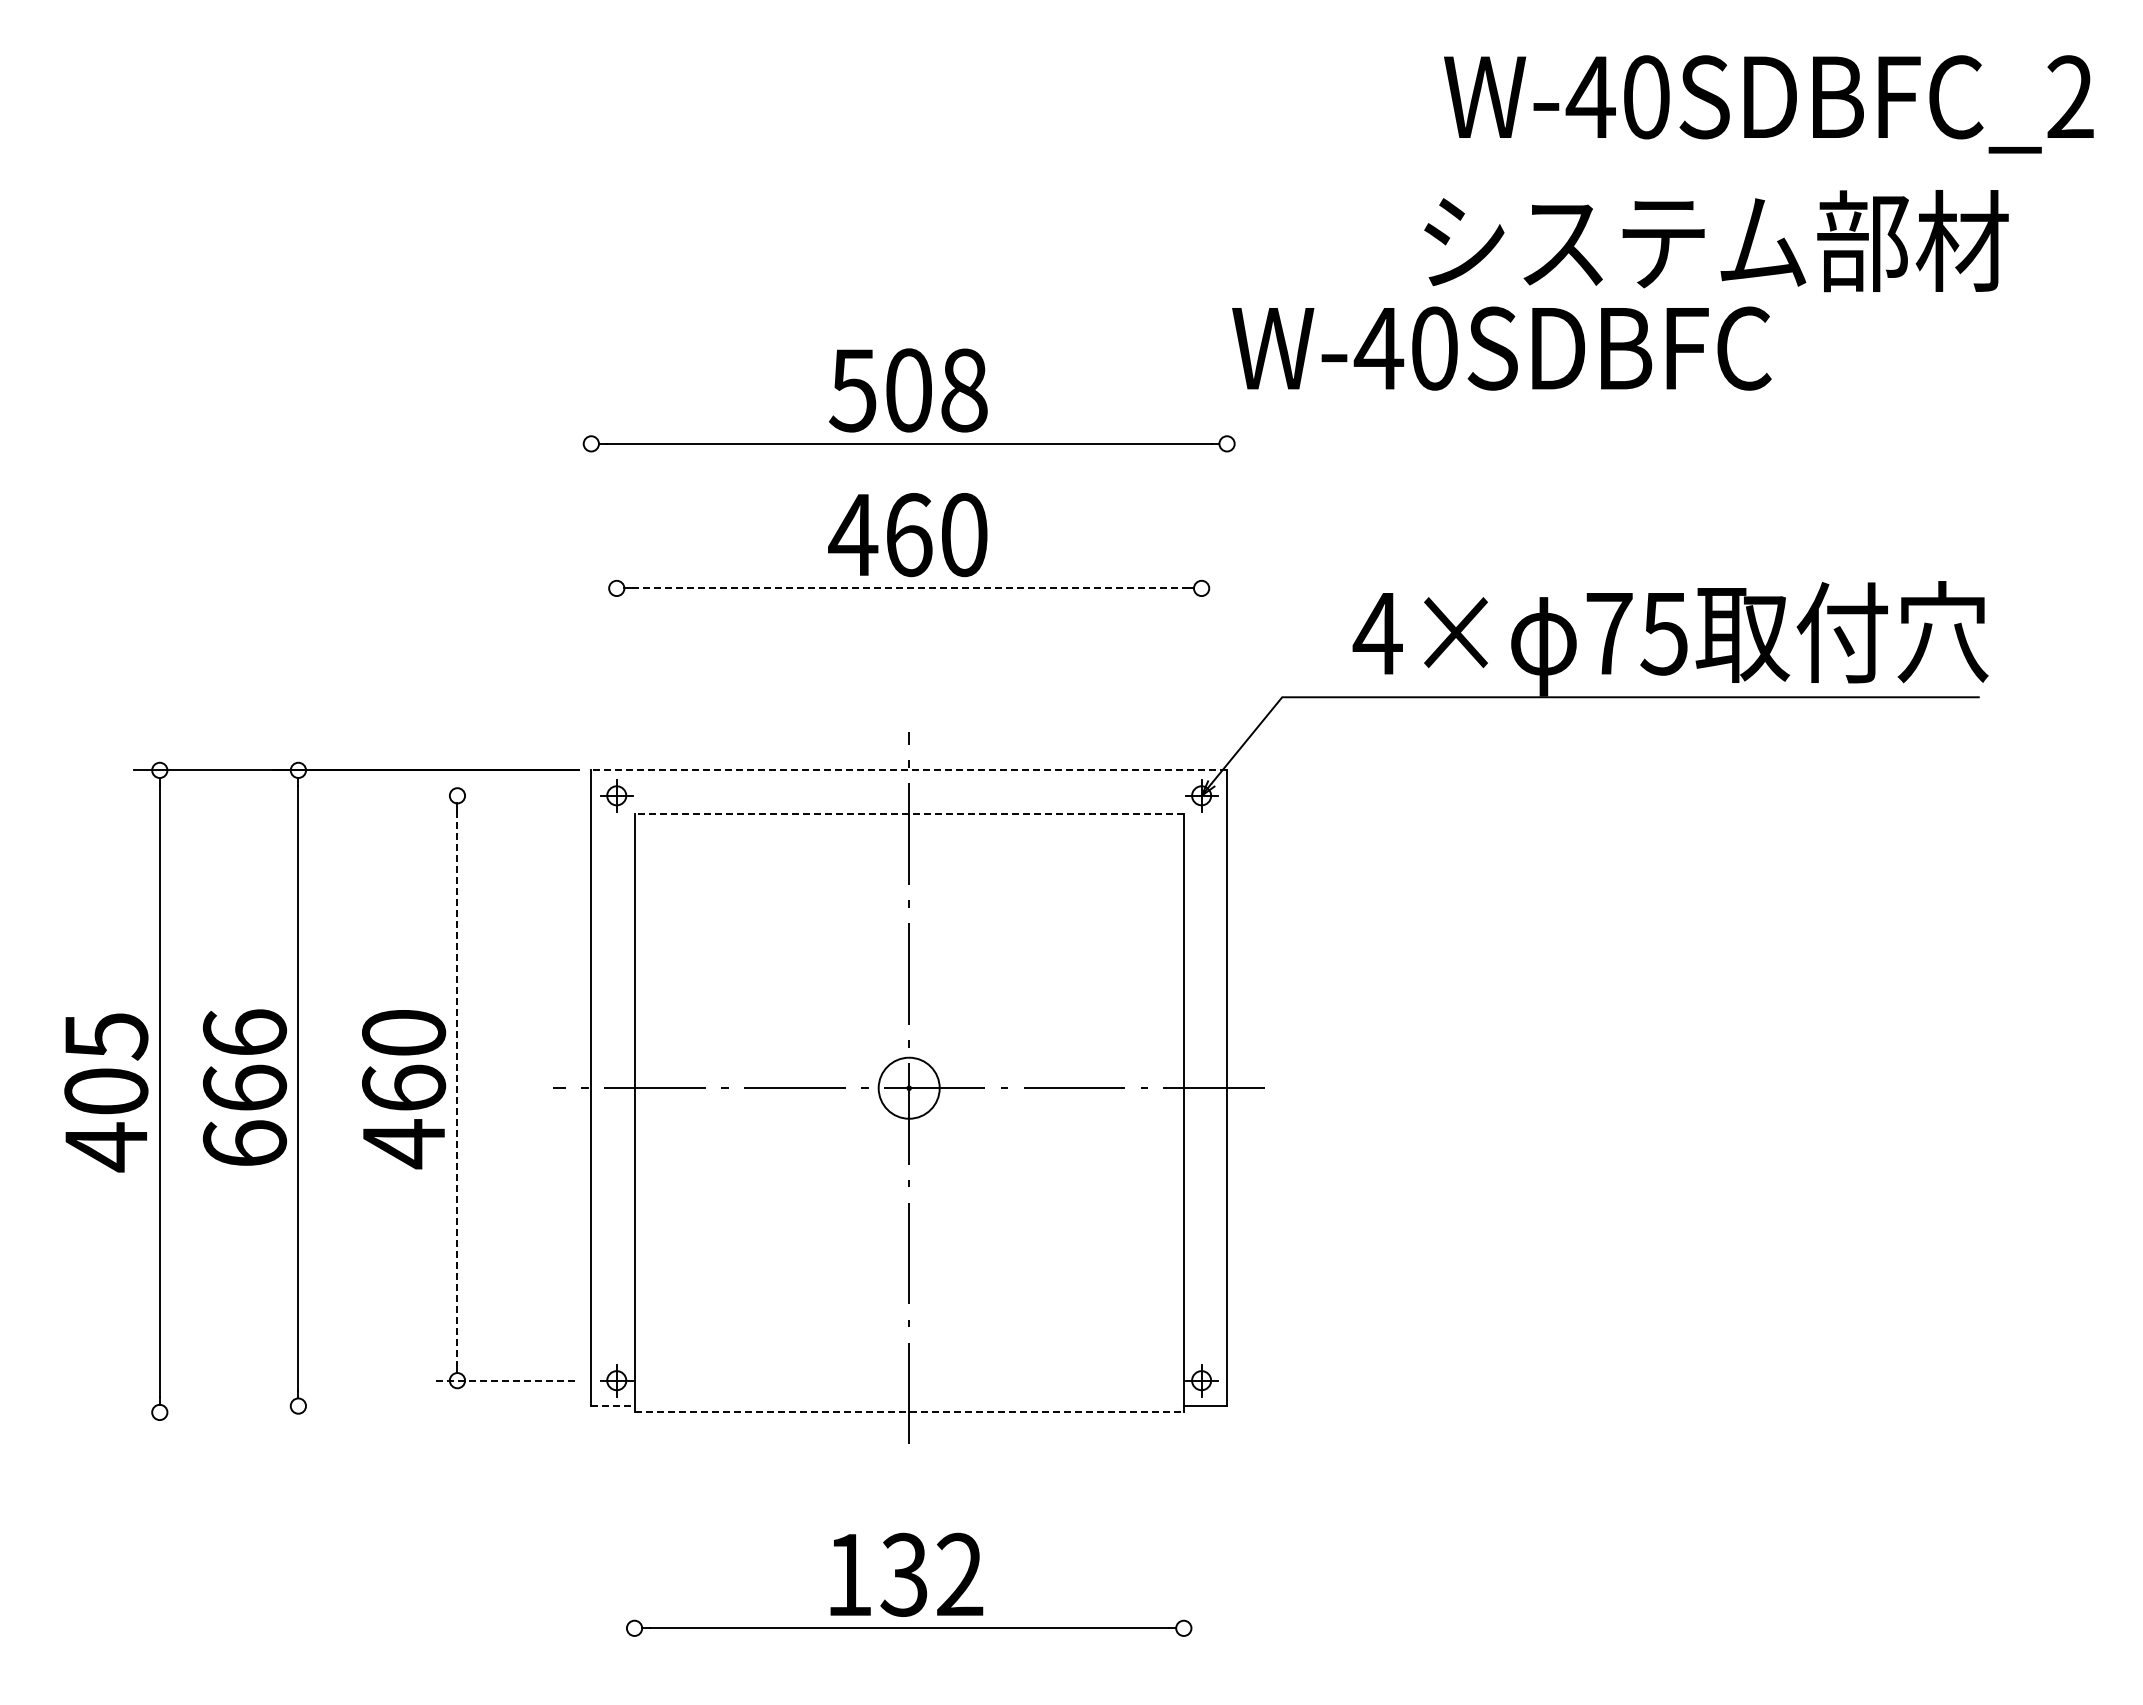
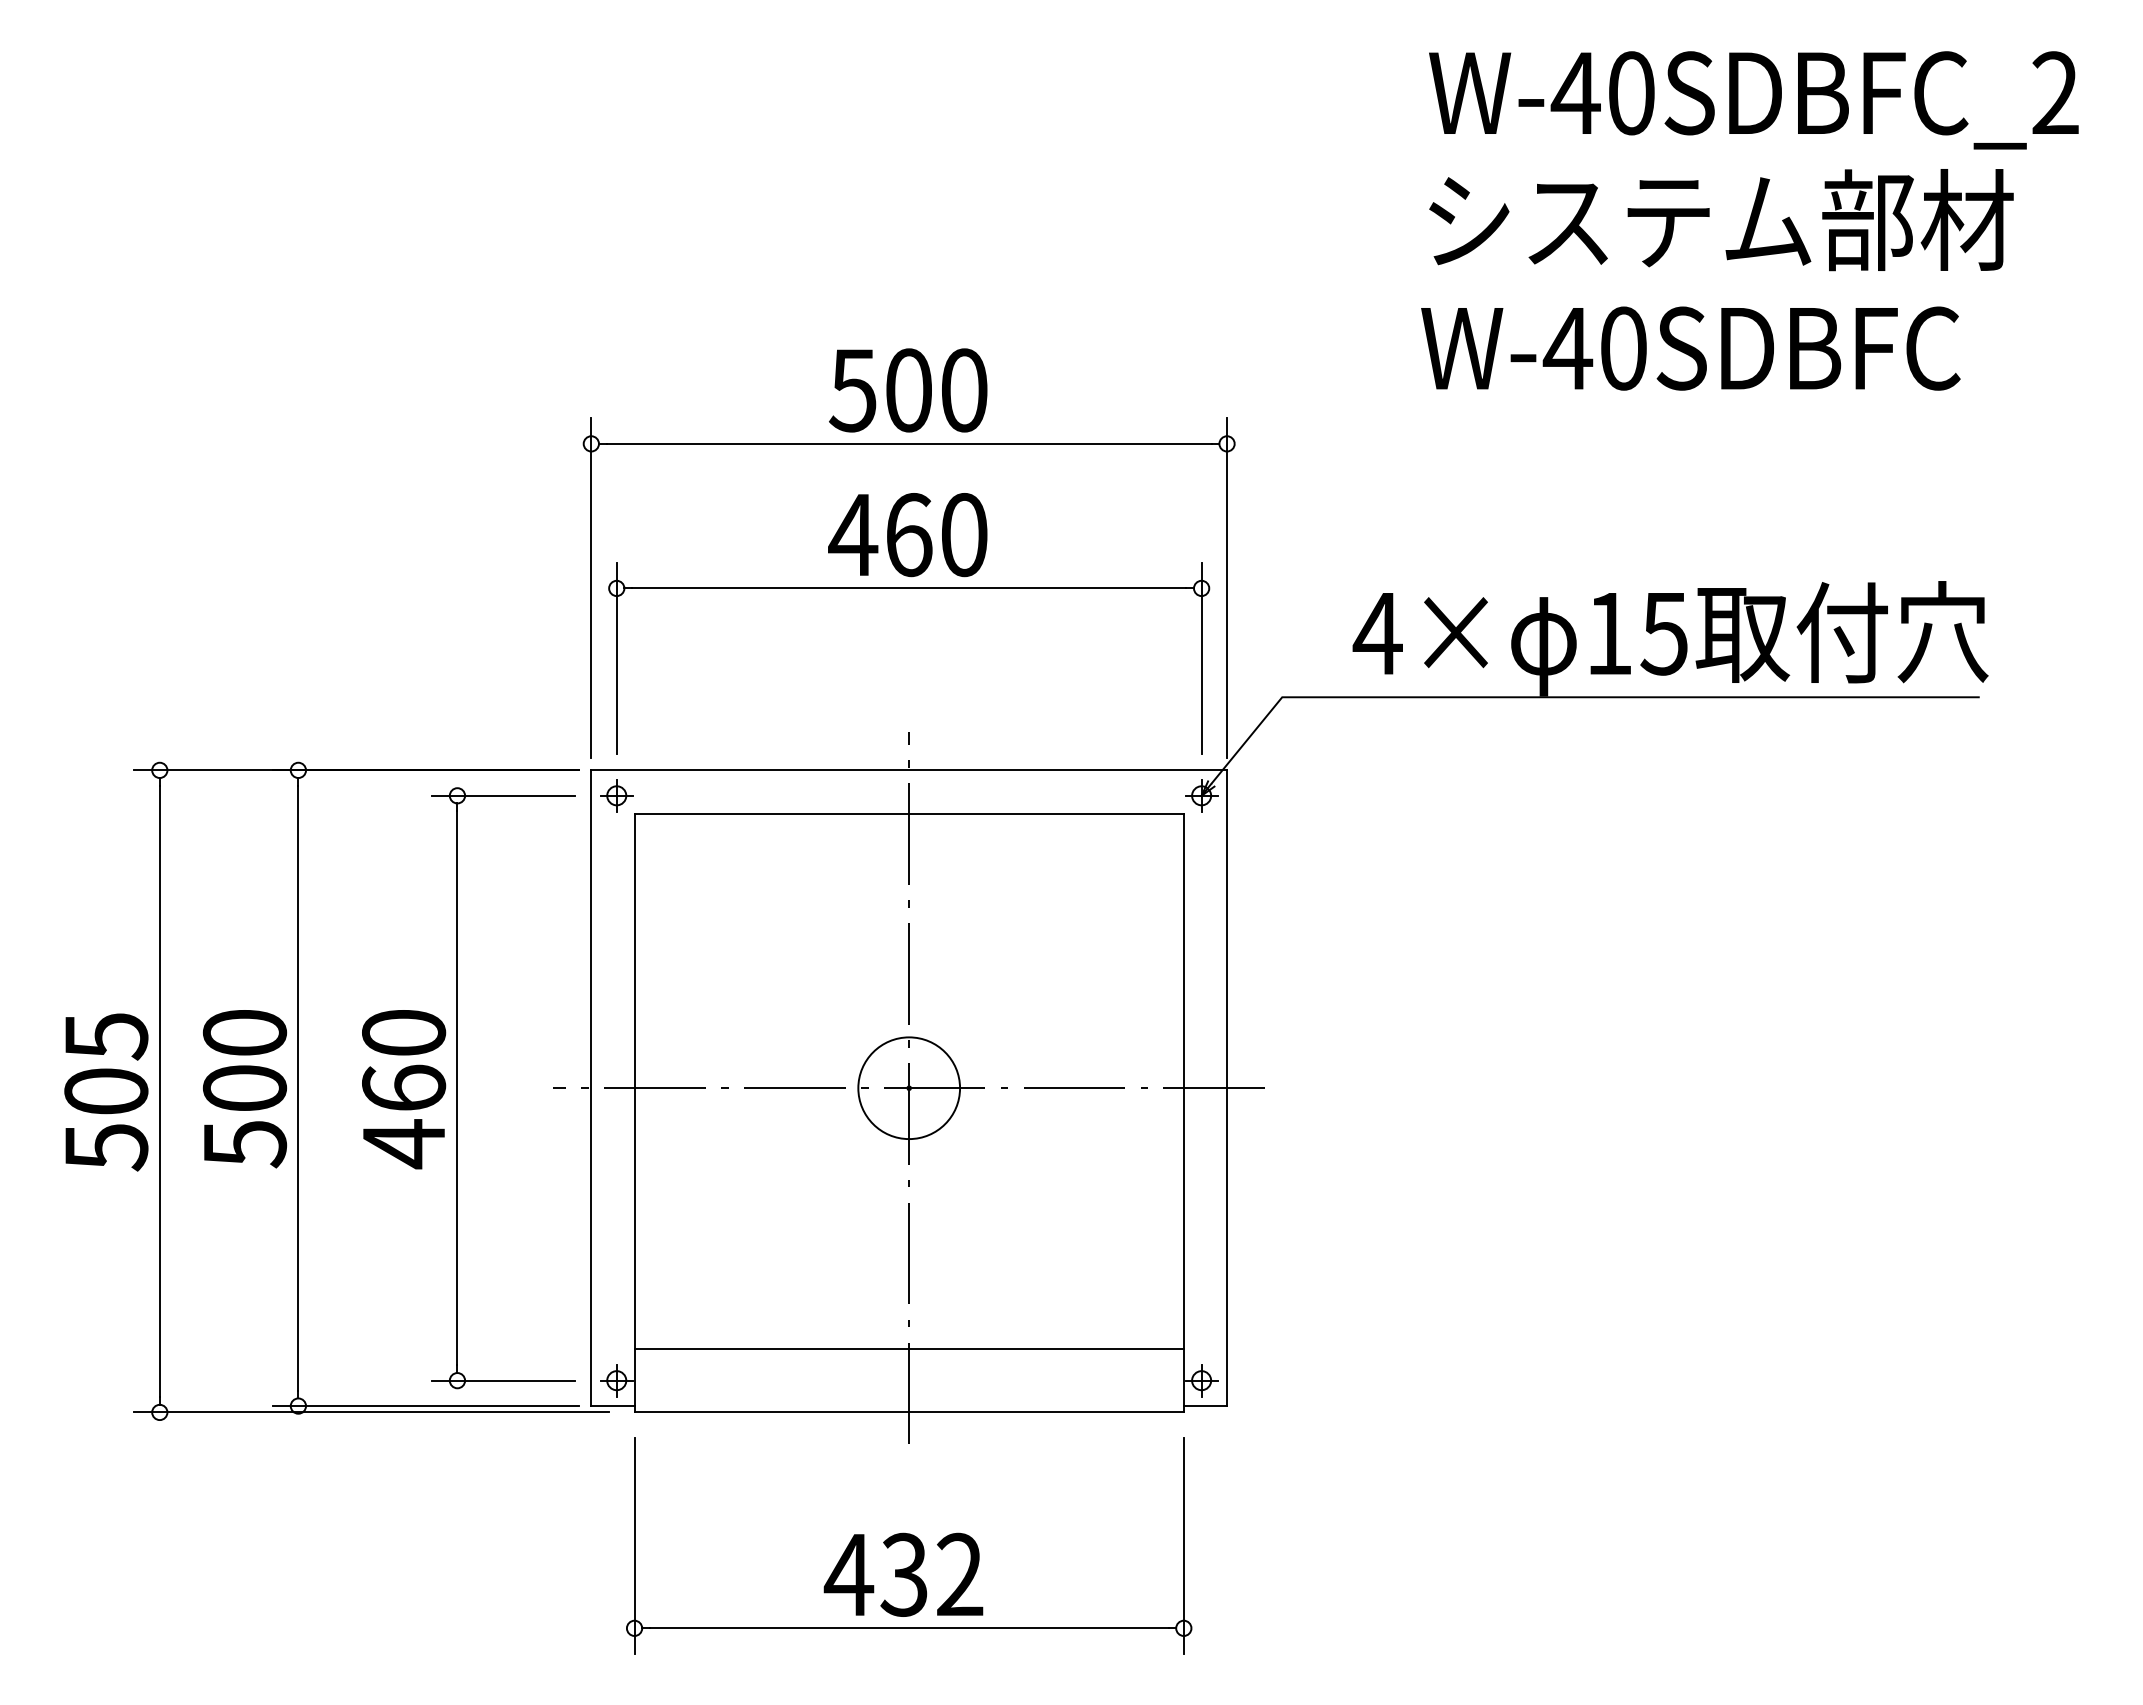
text position: (1768, 104) -> (1753, 100) (1753, 100)
text position: (1716, 241) -> (1721, 220) (1721, 220)
text position: (1501, 348) -> (1690, 348) (1690, 348)
text: 508 -> 500 (964, 390)
line: none -> present (591, 587)
line: none -> present (1227, 587)
line: dashed -> solid (909, 588)
text: 75 -> 15 (1609, 633)
line: none -> present (616, 658)
line: none -> present (1201, 658)
line: dashed -> solid (909, 770)
line: none -> present (503, 795)
line: dashed -> solid (909, 813)
circle diameter: 61 px -> 102 px (909, 1088)
text: 666 -> 500 (244, 1088)
line: dashed -> solid (457, 1088)
text: 405 -> 505 (106, 1147)
line: none -> present (908, 1348)
line: dashed -> solid (503, 1380)
line: none -> present (425, 1406)
line: dashed -> solid (612, 1406)
line: none -> present (371, 1412)
line: dashed -> solid (909, 1412)
line: none -> present (634, 1545)
line: none -> present (1183, 1545)
text: 132 -> 432 (848, 1574)
